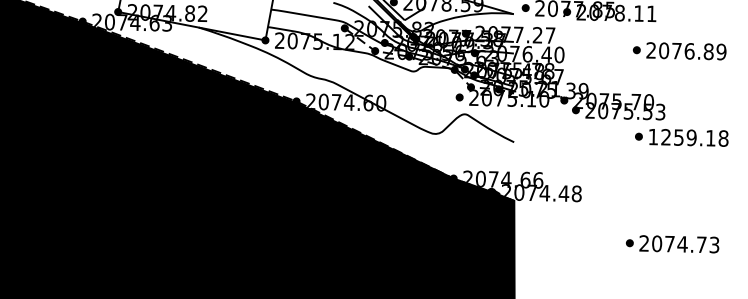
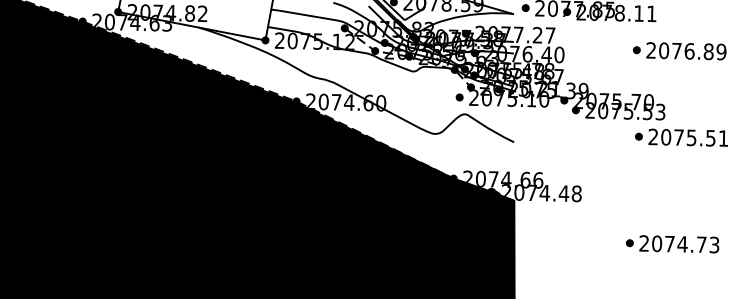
text: 1259.18 -> 2075.51 (688, 137)
